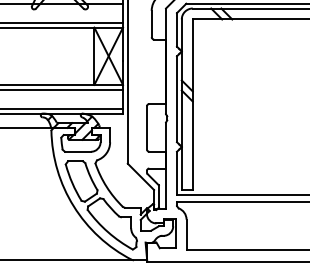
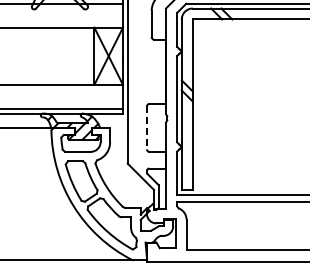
line: present -> none (62, 22)
line: present -> none (62, 89)
line: solid -> dashed (146, 128)
